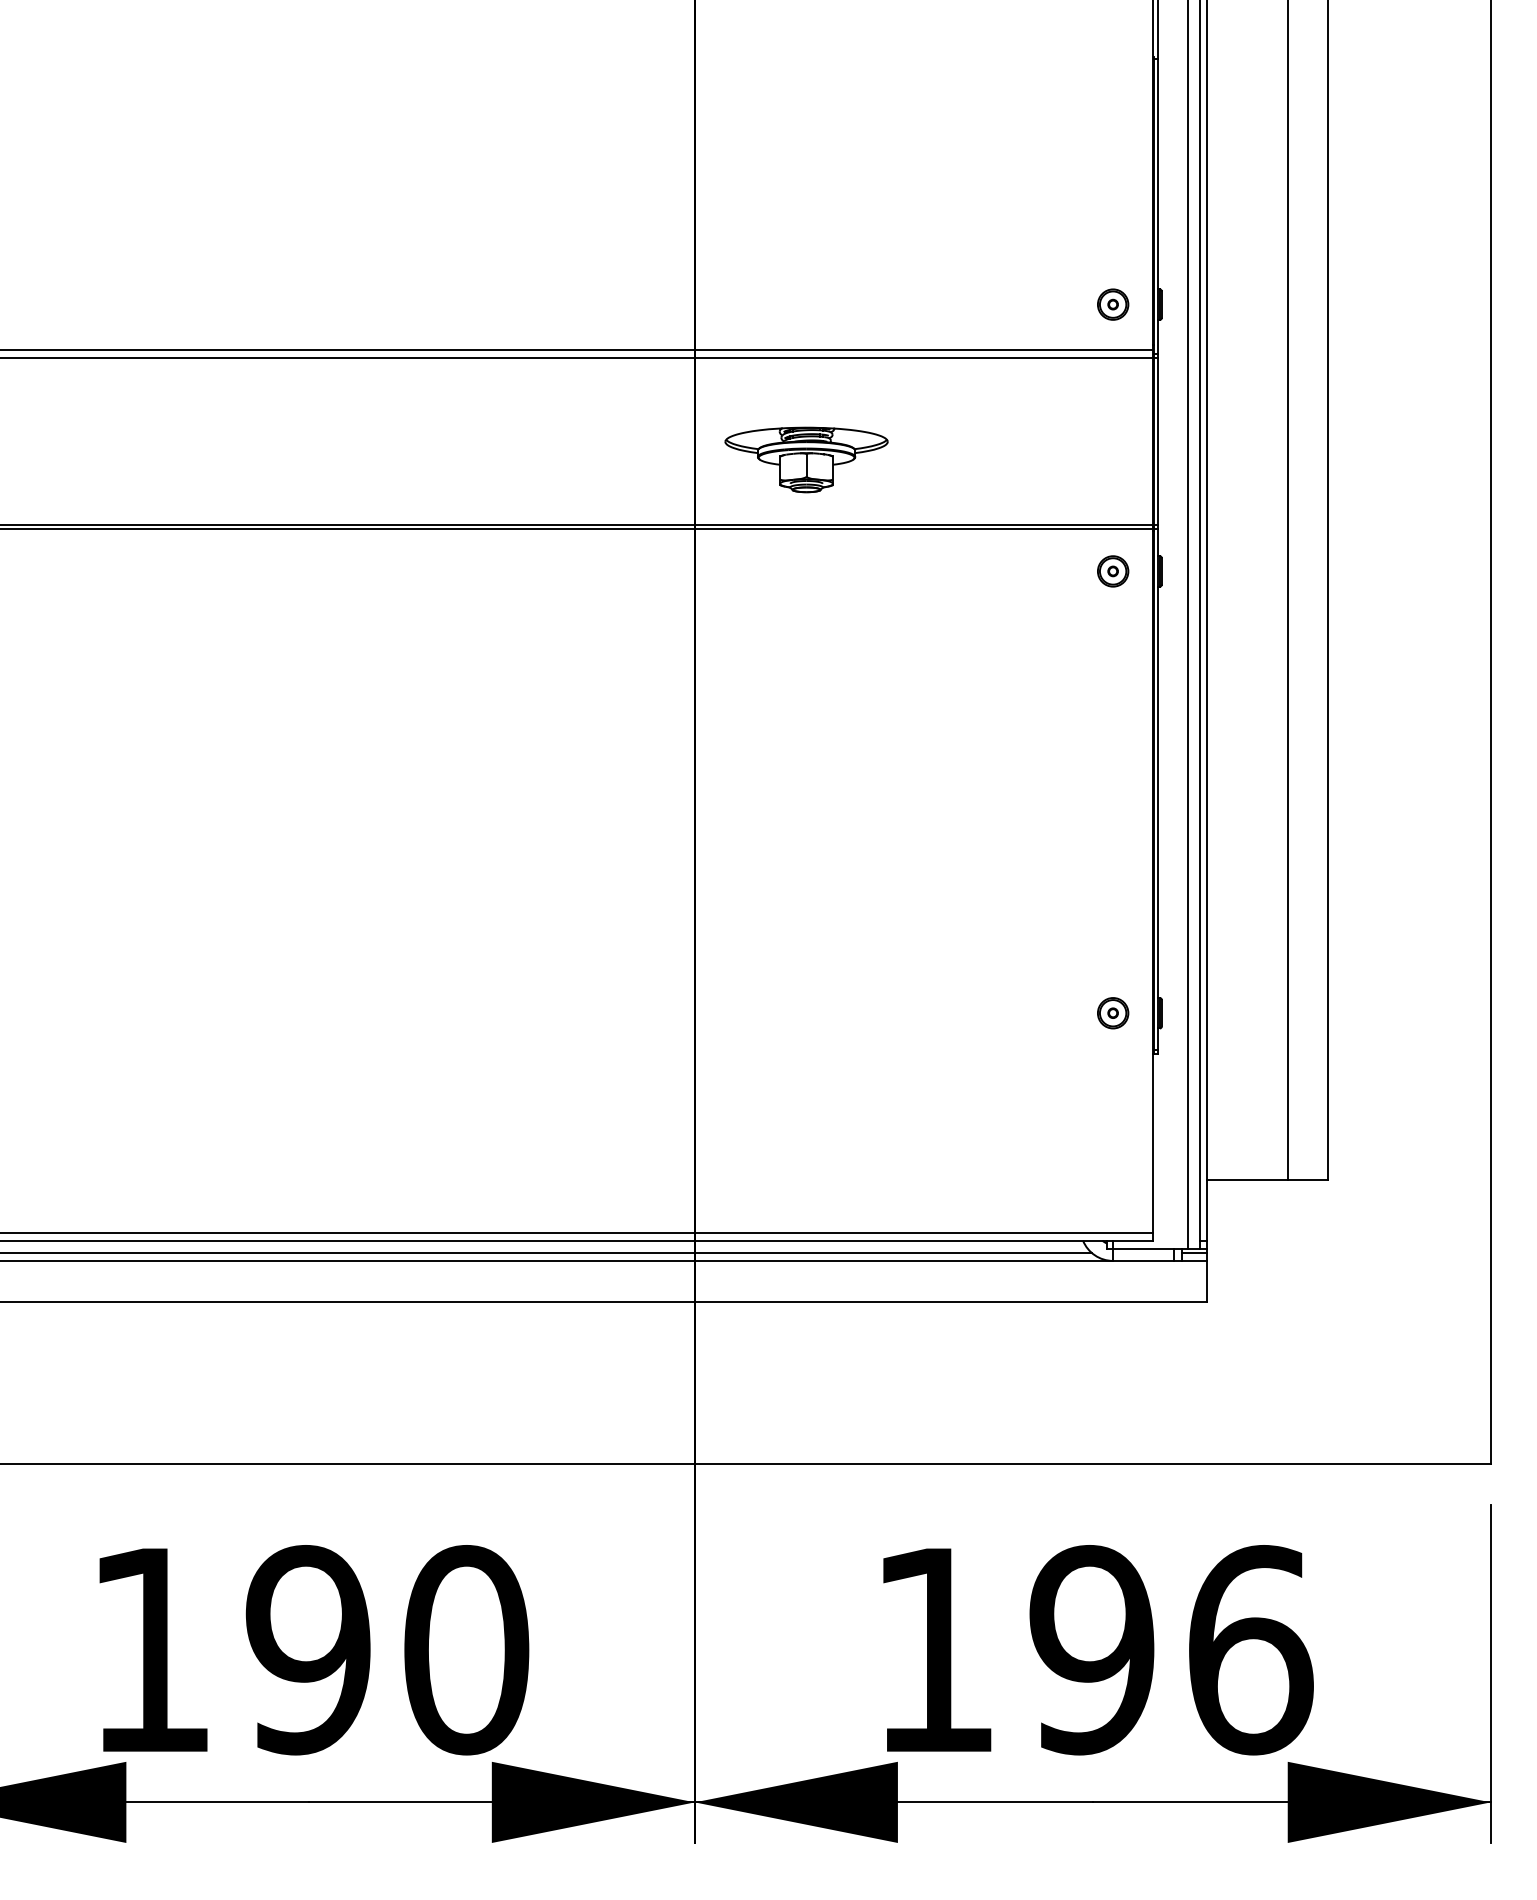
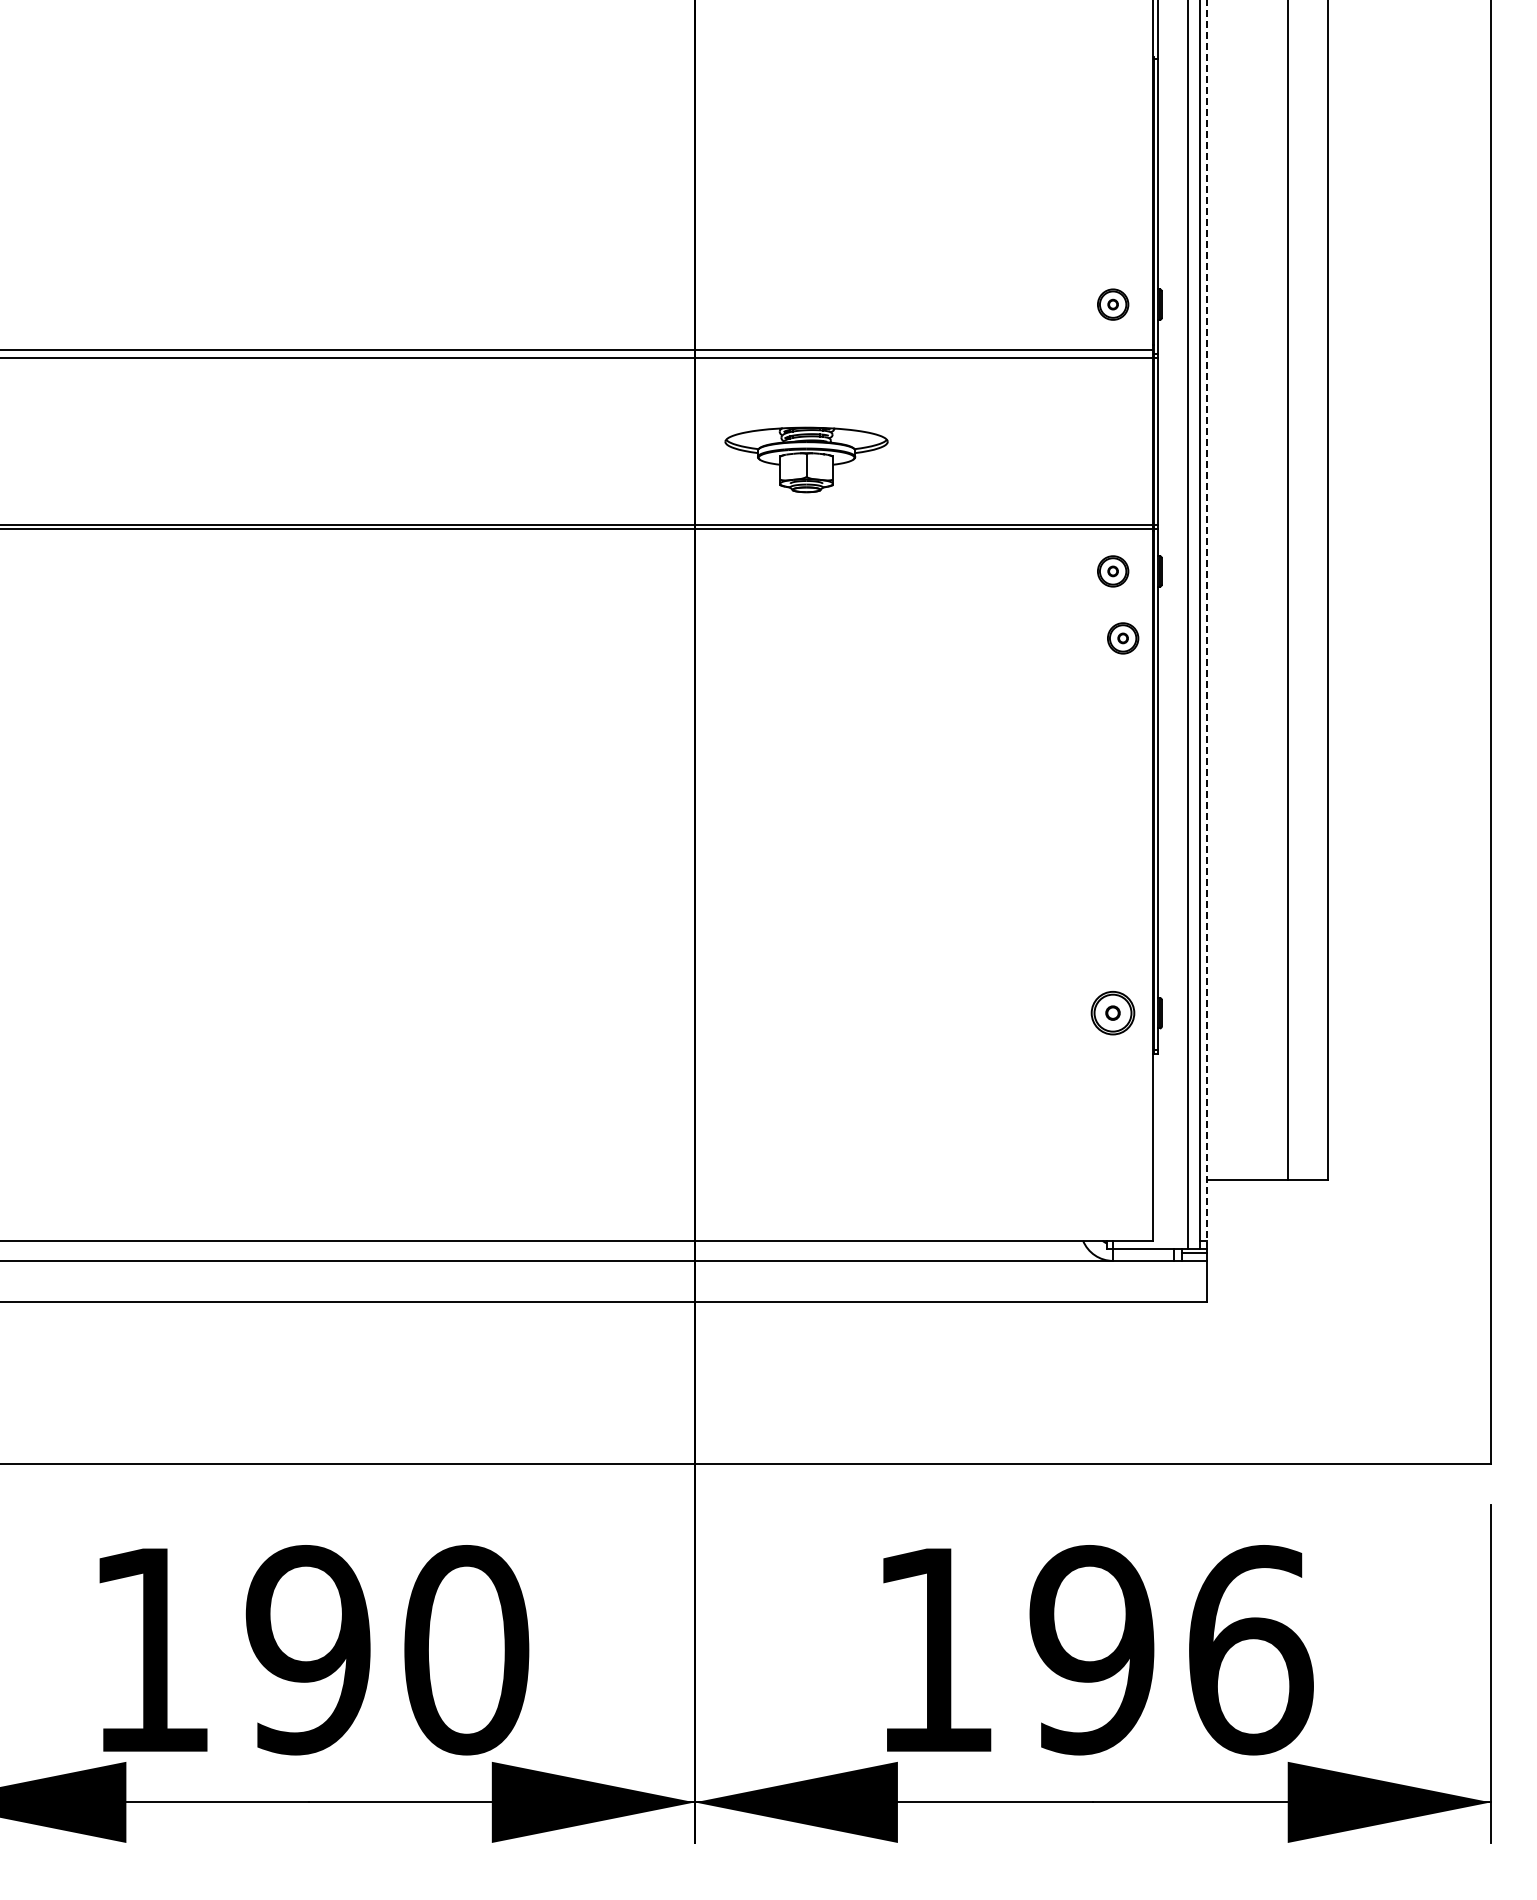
line: solid -> dashed (1206, 623)
part: none -> present (1123, 638)
part size: 33x33 px -> 46x45 px (1112, 1013)
line: present -> none (577, 1232)
line: present -> none (546, 1252)
